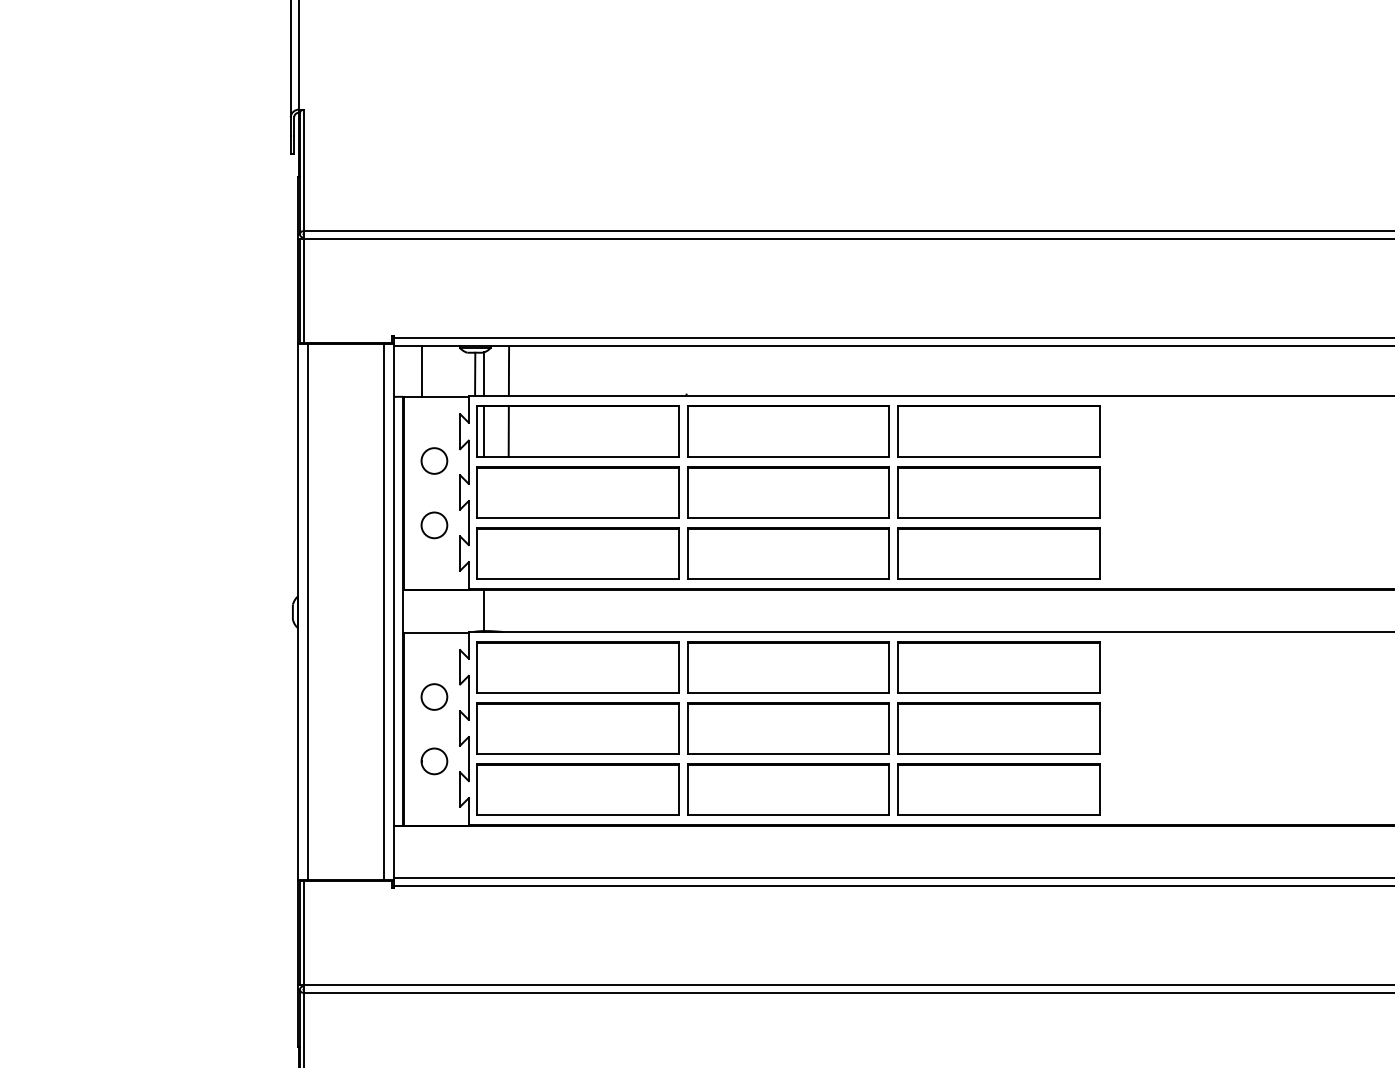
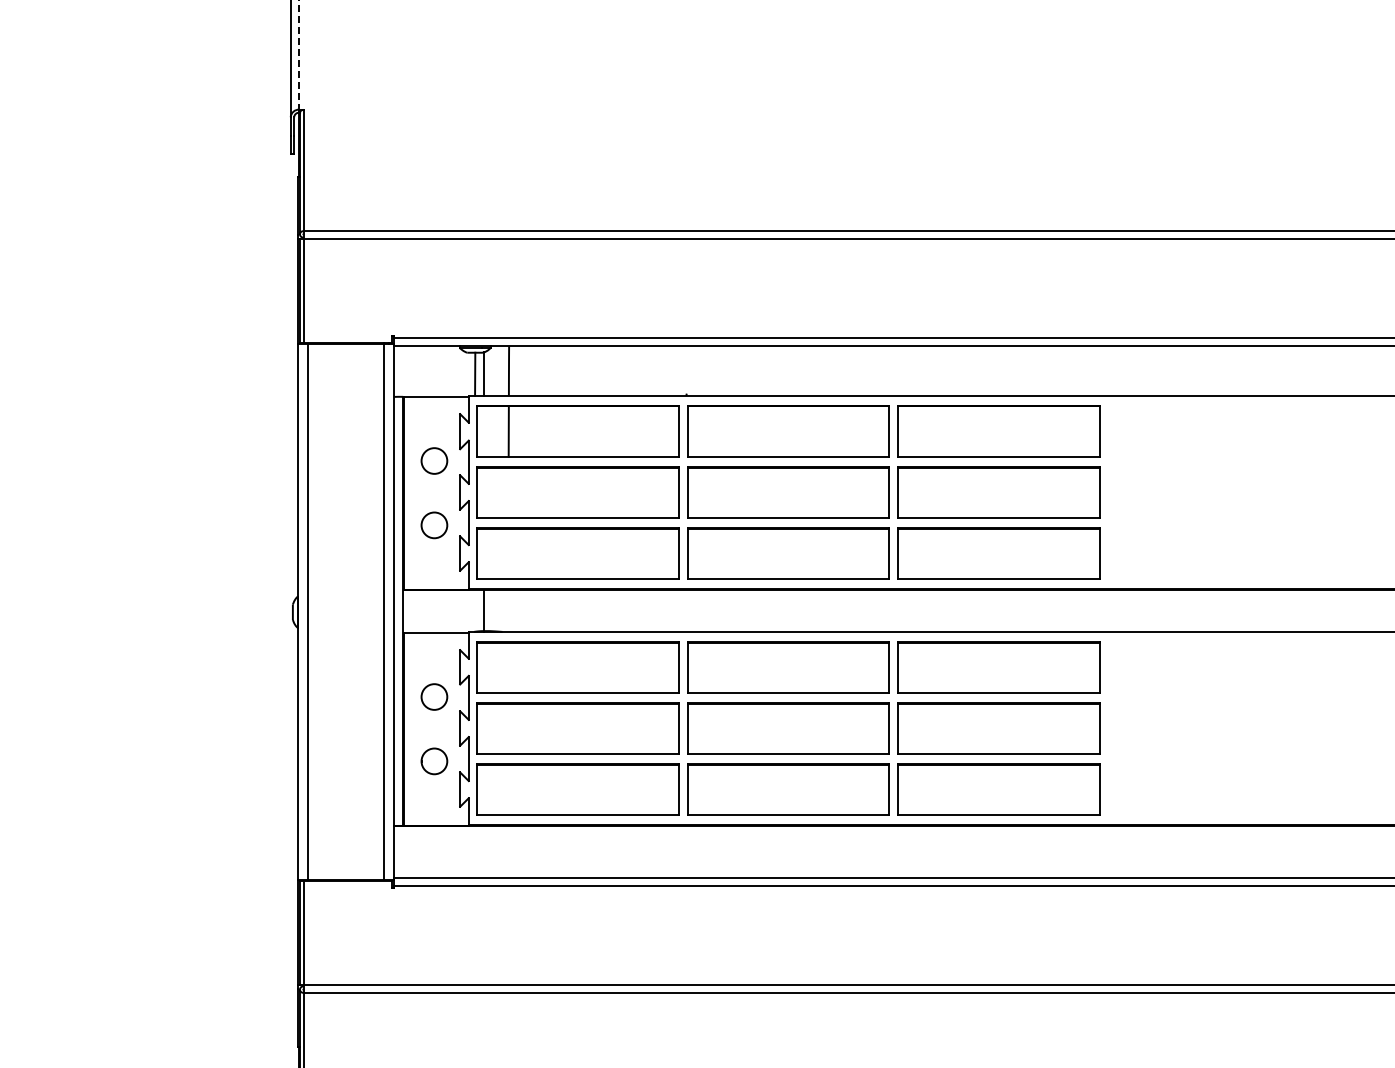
line: solid -> dashed (299, 55)
line: present -> none (421, 371)
line: present -> none (483, 431)
